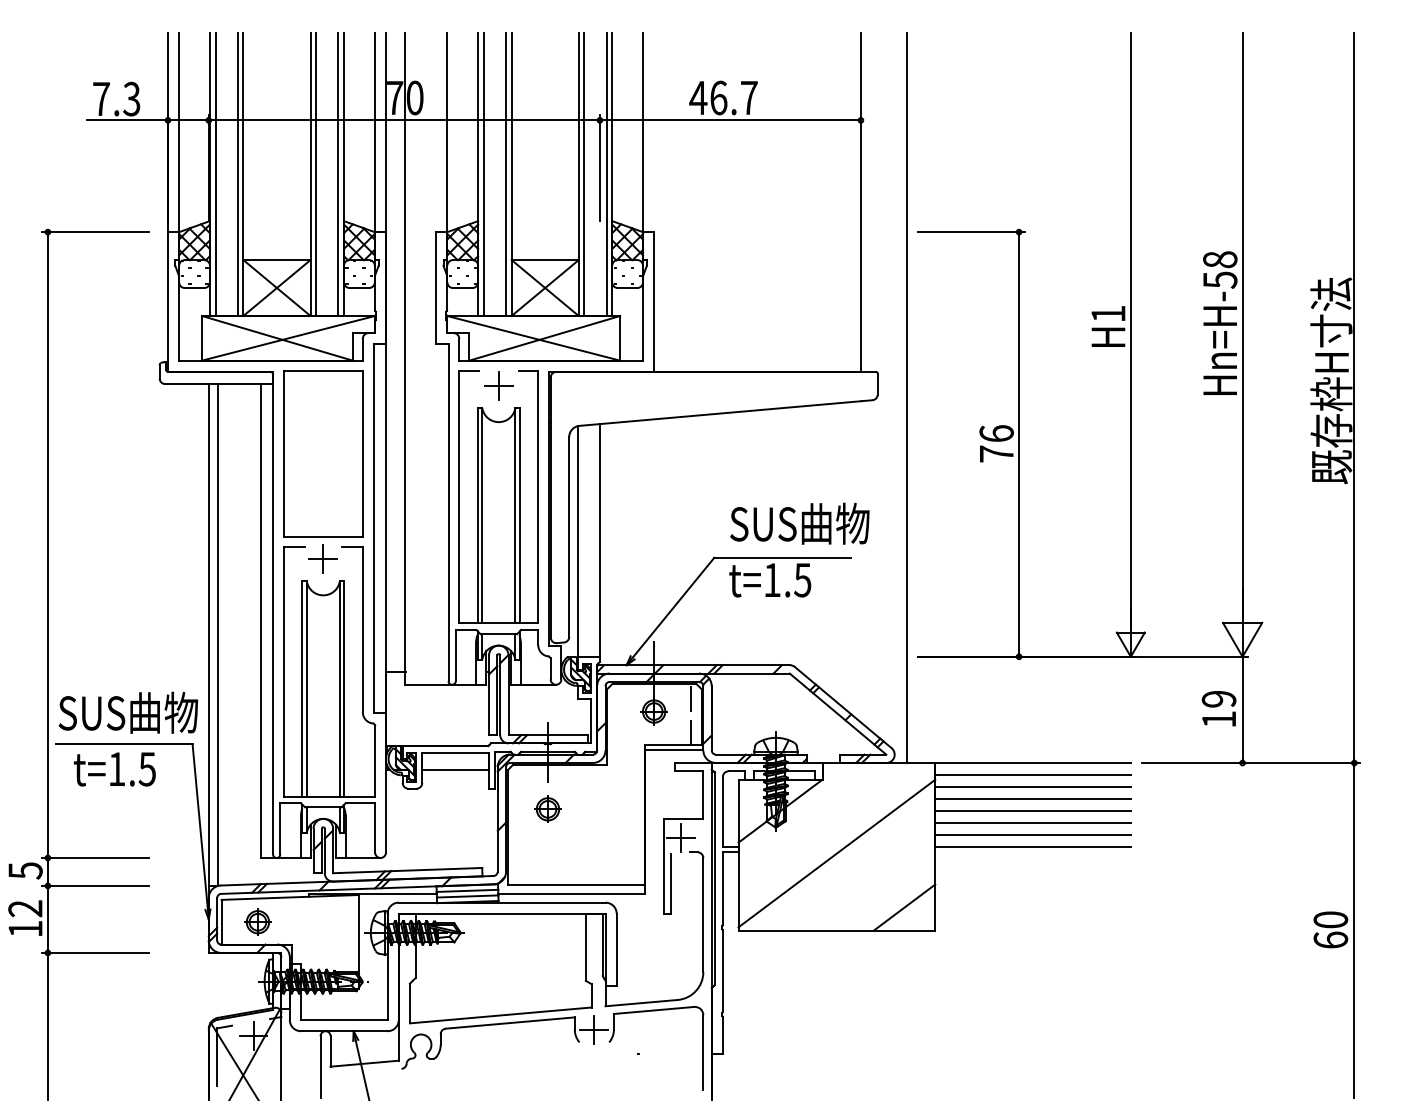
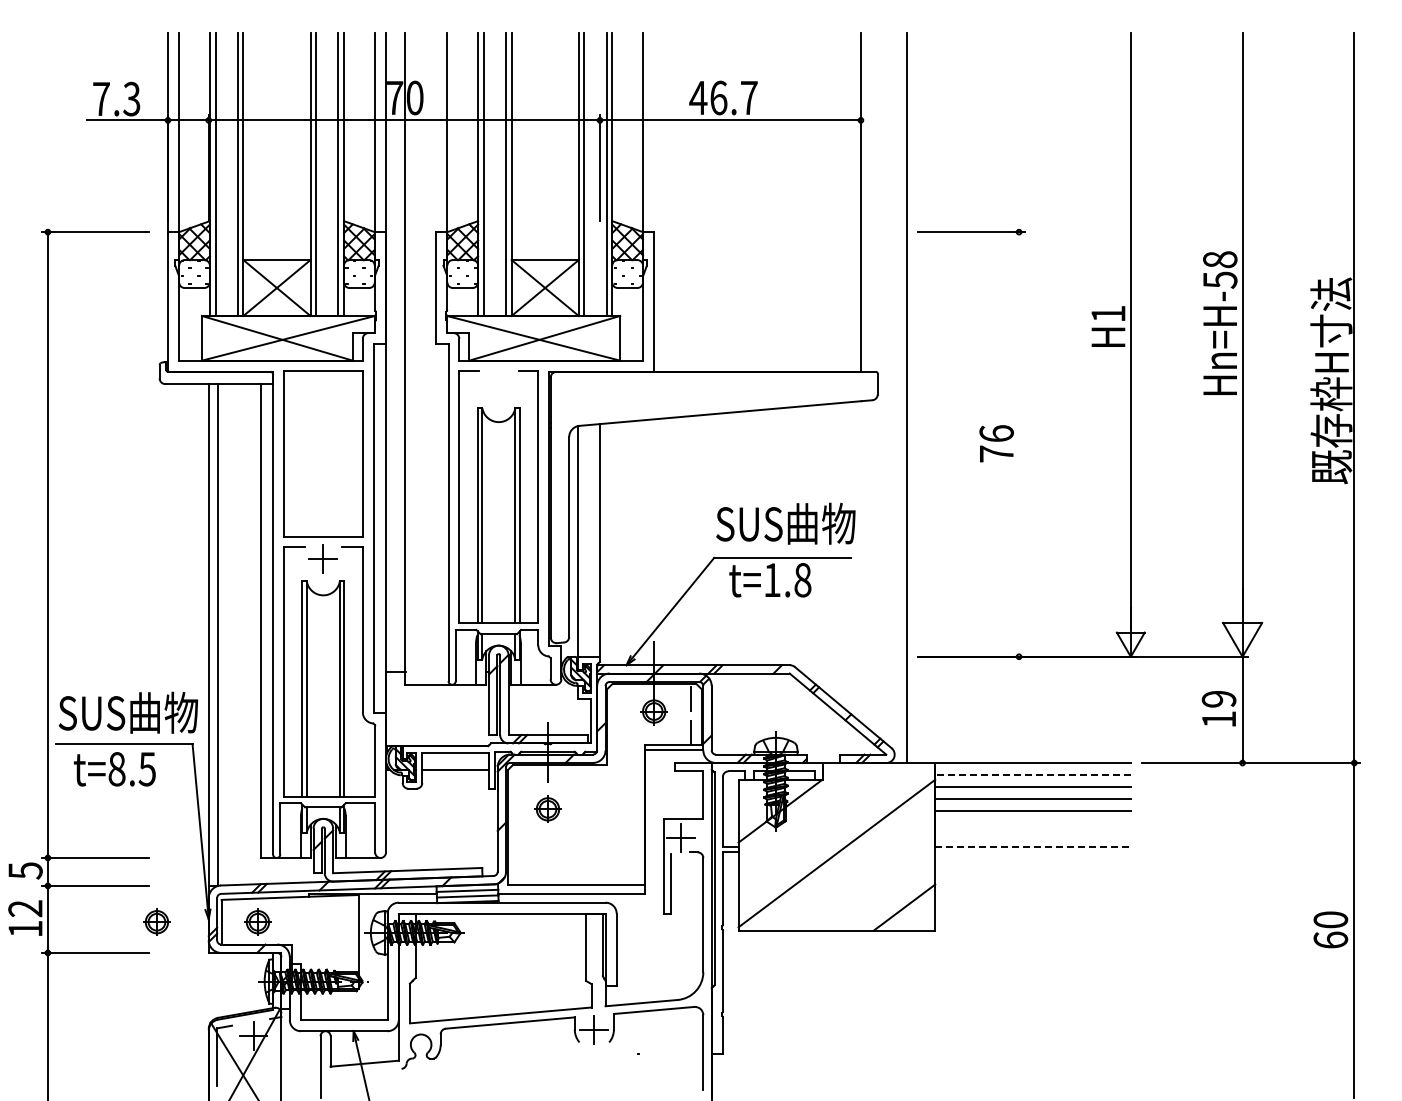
part: present -> none (498, 385)
line: present -> none (1019, 444)
text position: (799, 523) -> (785, 523) (785, 523)
text: t=1.5 -> t=1.8 (802, 580)
text: t=1.5 -> t=8.5 (116, 769)
line: solid -> dashed (1033, 775)
line: present -> none (1032, 822)
line: present -> none (1032, 834)
line: solid -> dashed (1033, 846)
part: none -> present (156, 921)
